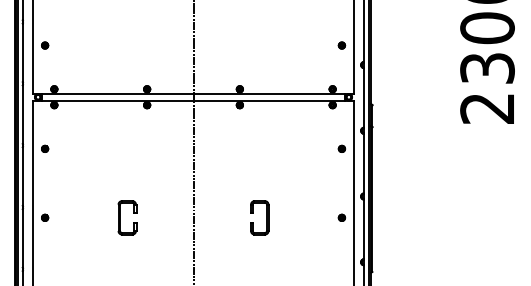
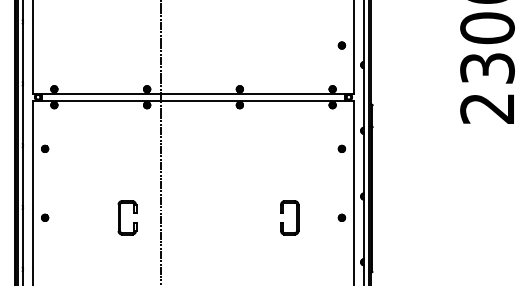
part: present -> none (45, 45)
line position: (193, 142) -> (160, 142) (160, 142)
part position: (266, 217) -> (296, 217) (296, 217)
